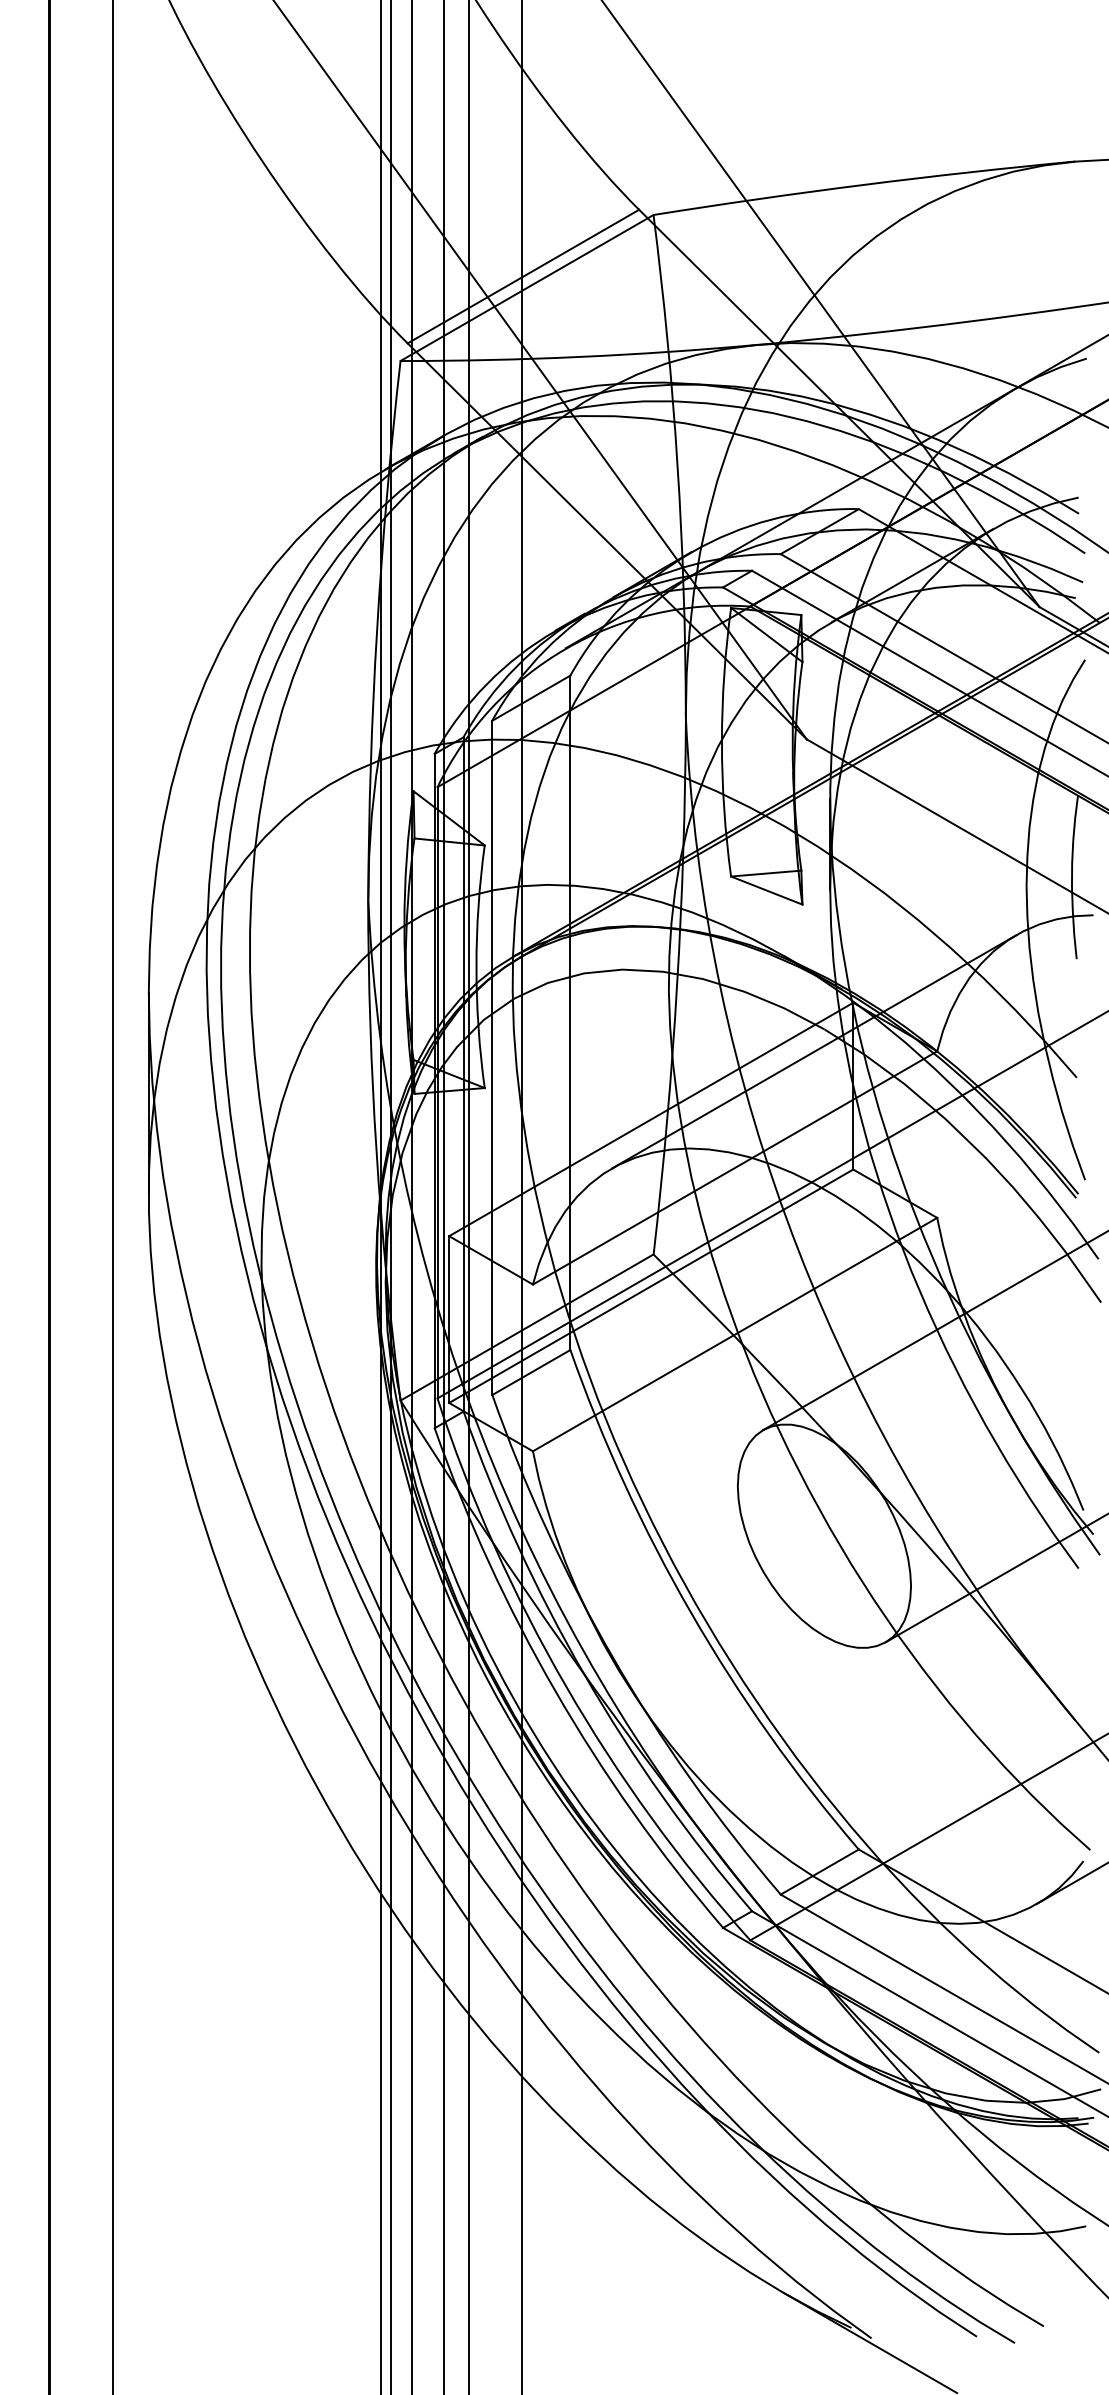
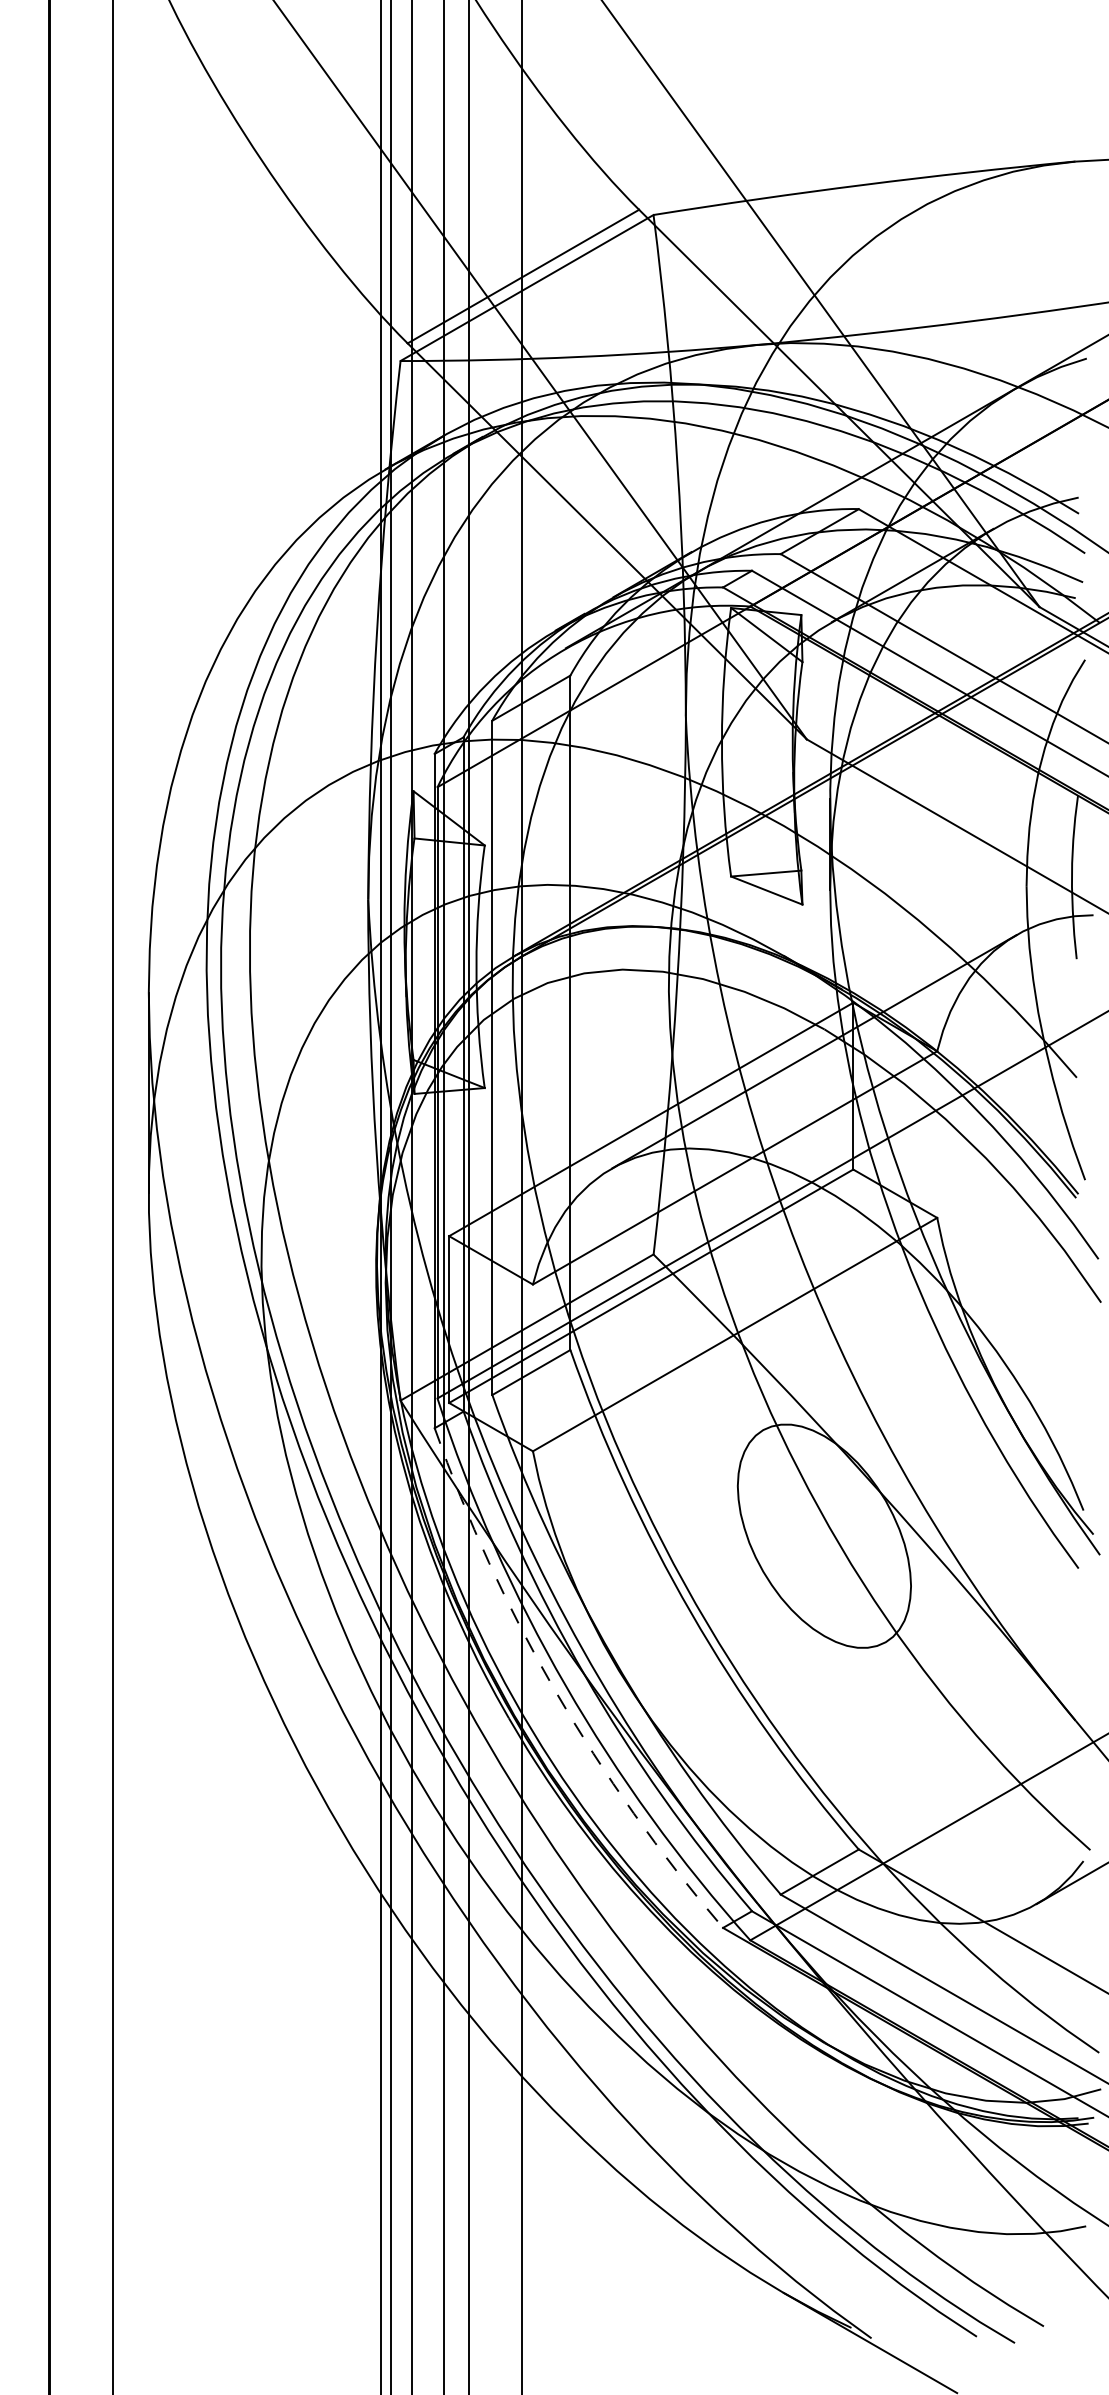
line: present -> none (934, 1331)
line: present -> none (995, 1578)
arc: solid -> dashed (555, 1691)
